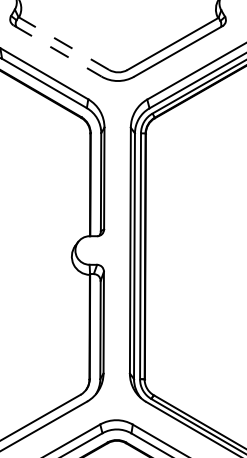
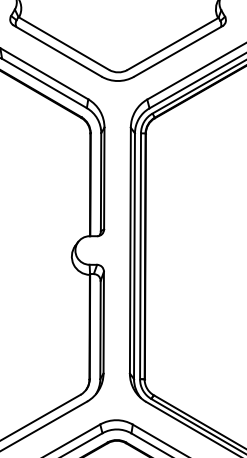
line: dashed -> solid (63, 43)
line: dashed -> solid (57, 51)
